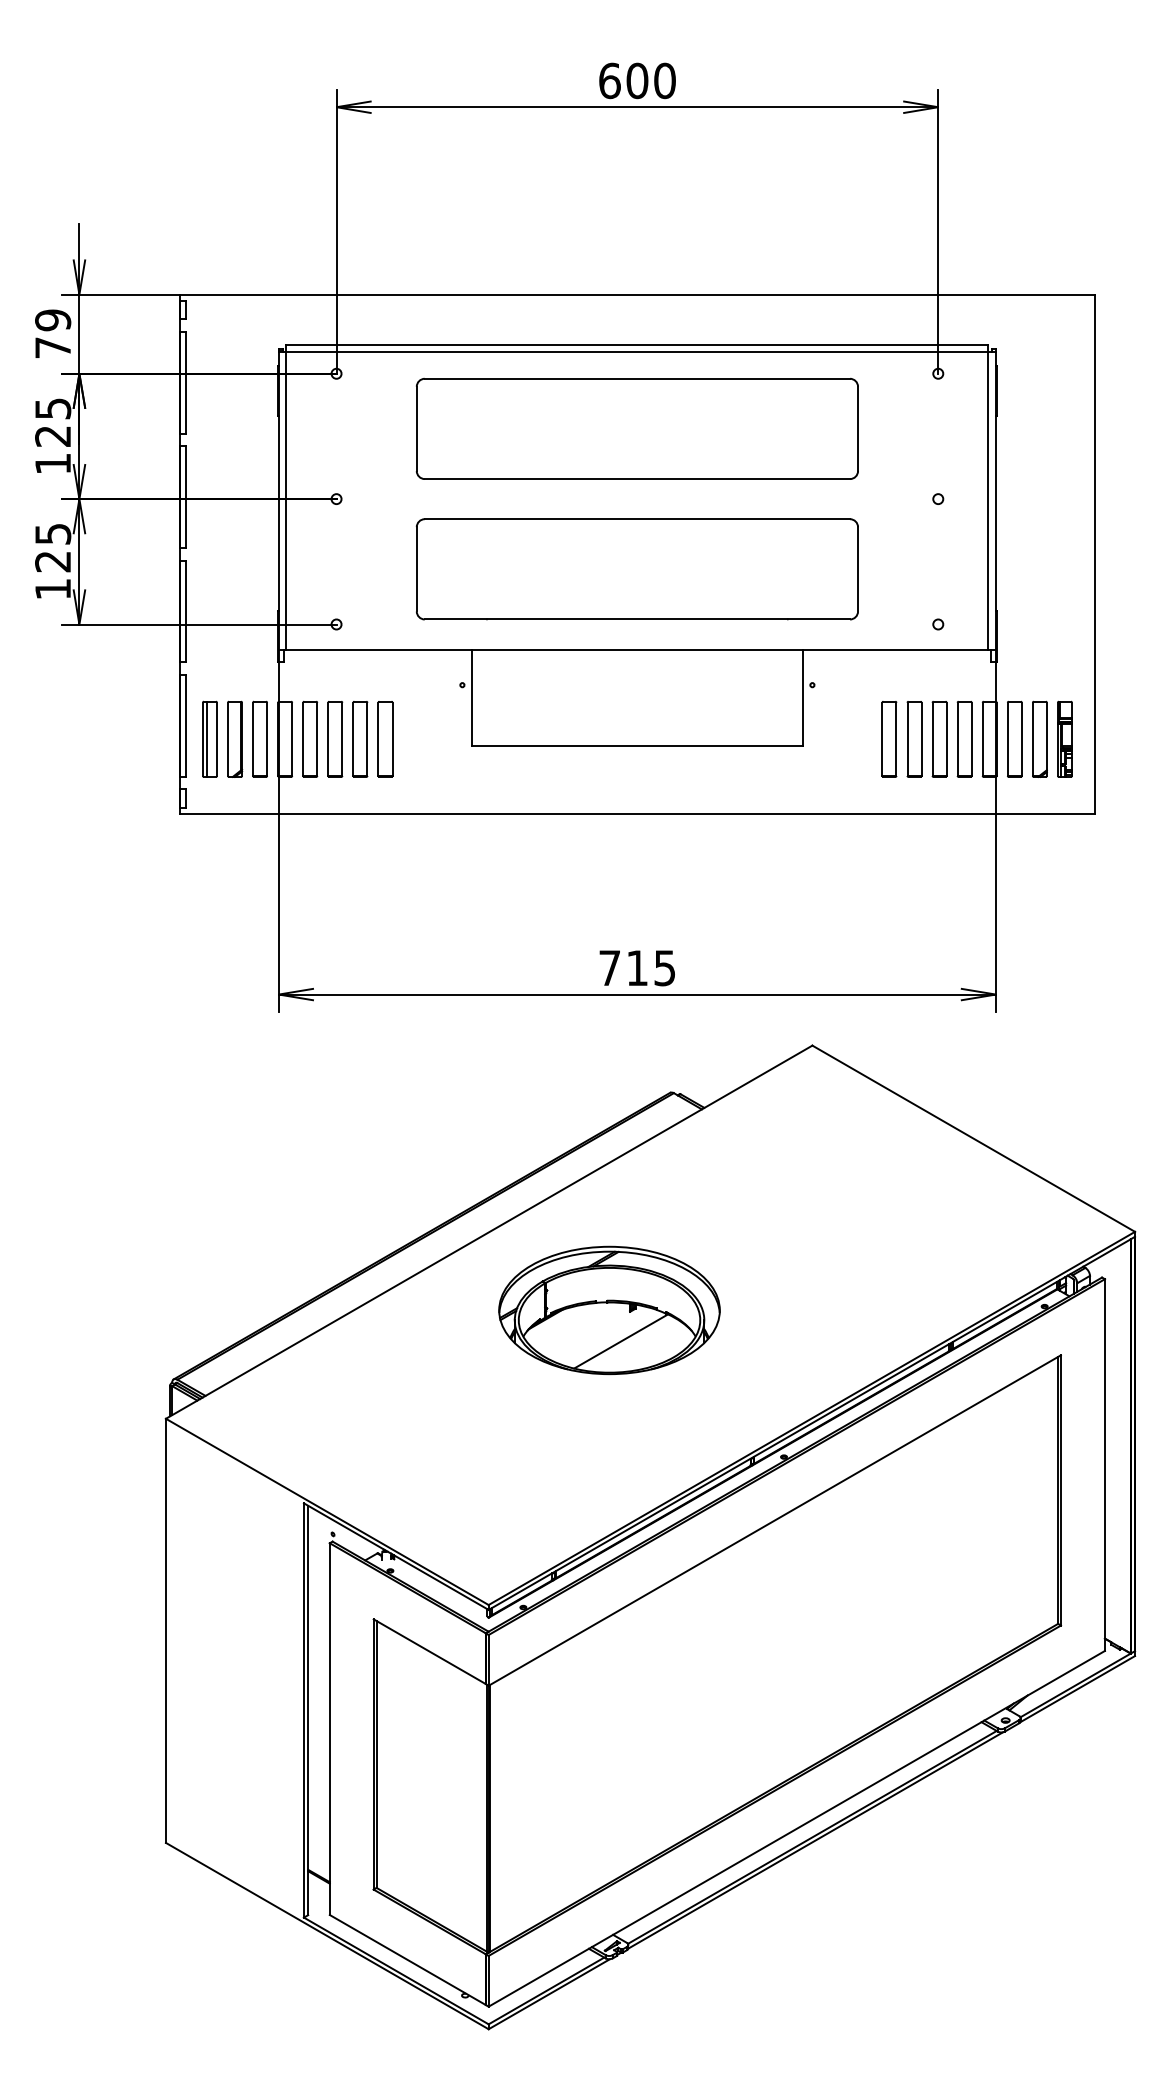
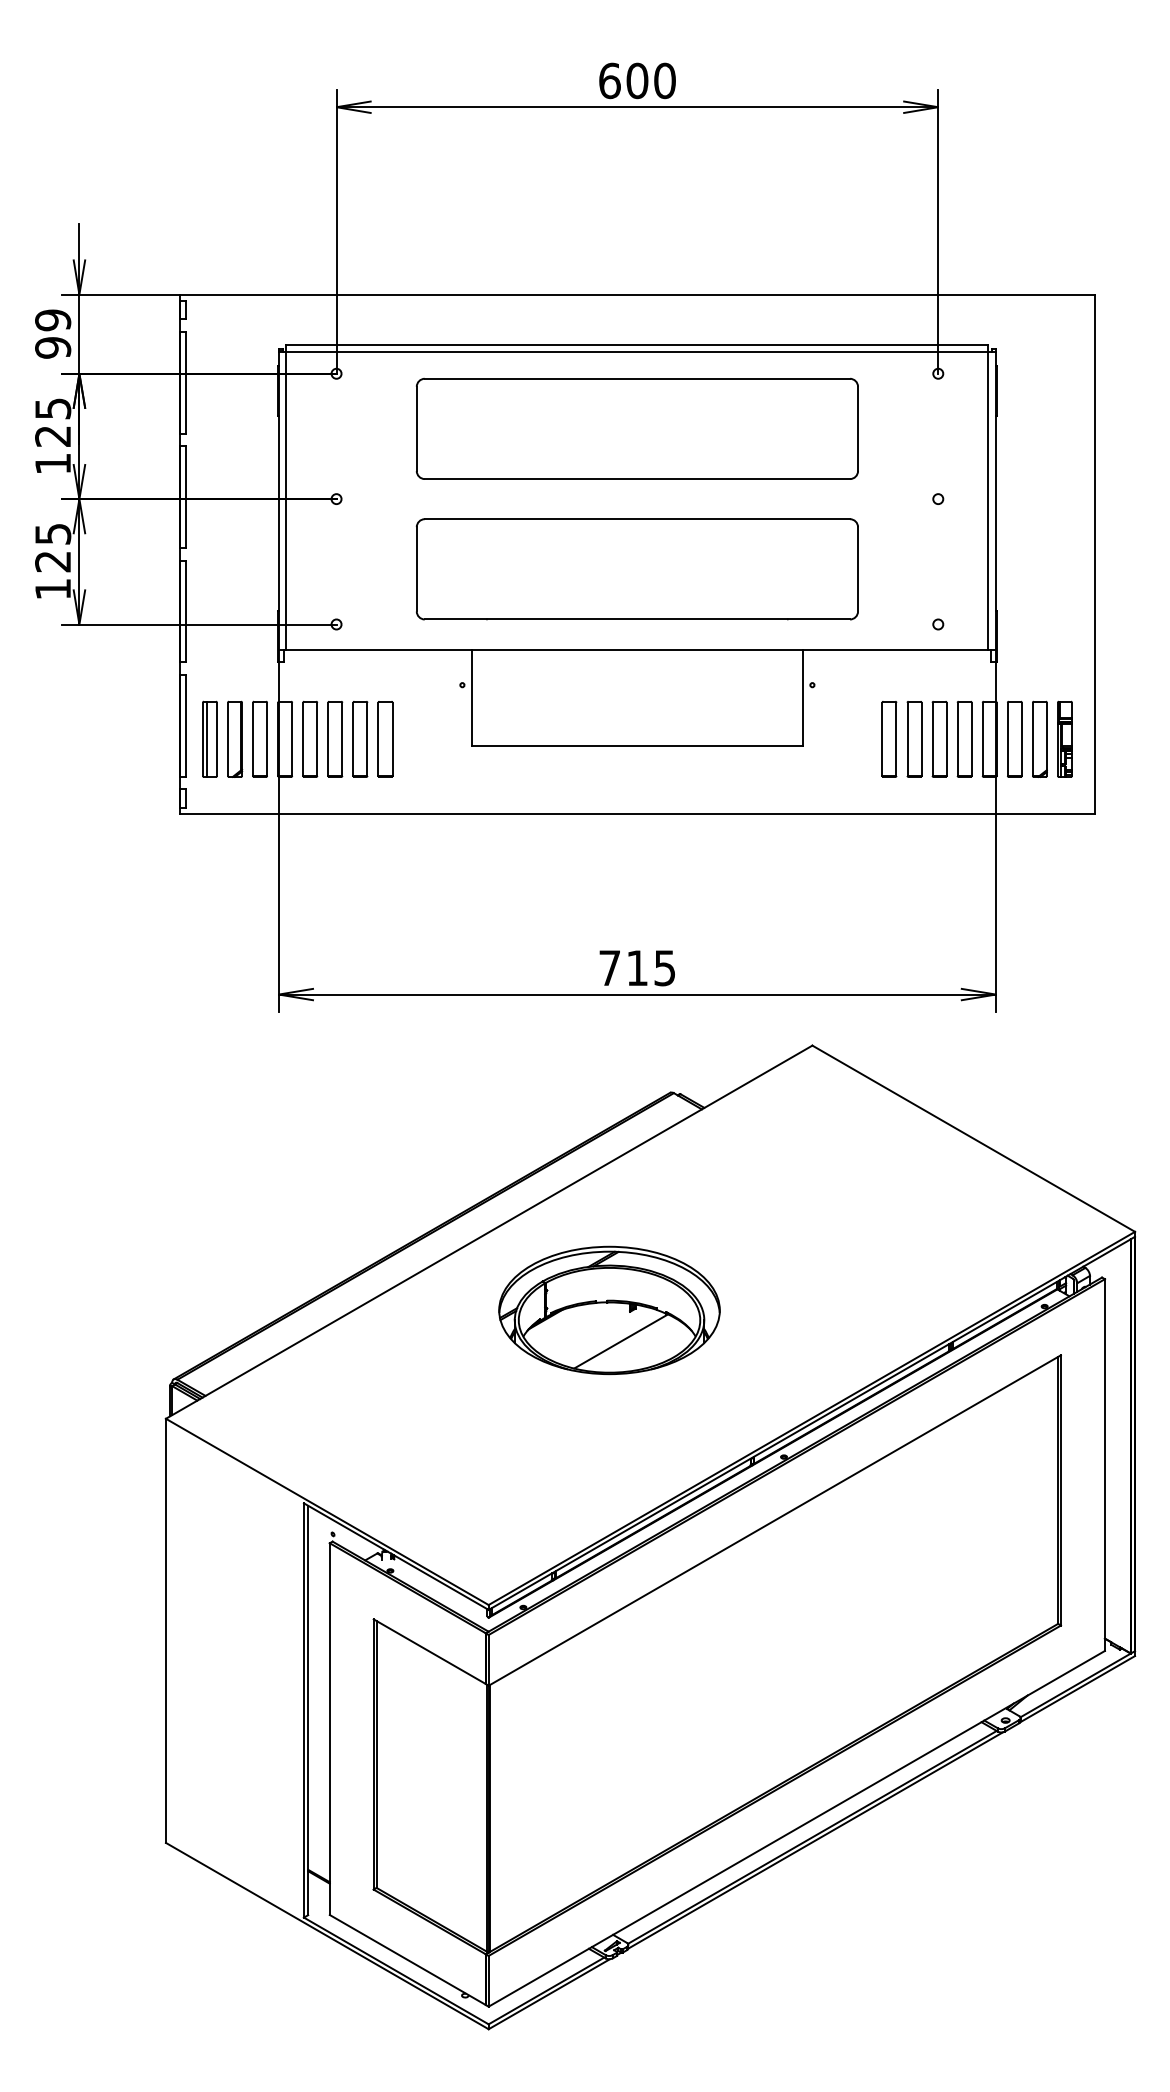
text: 79 -> 99 (53, 347)
